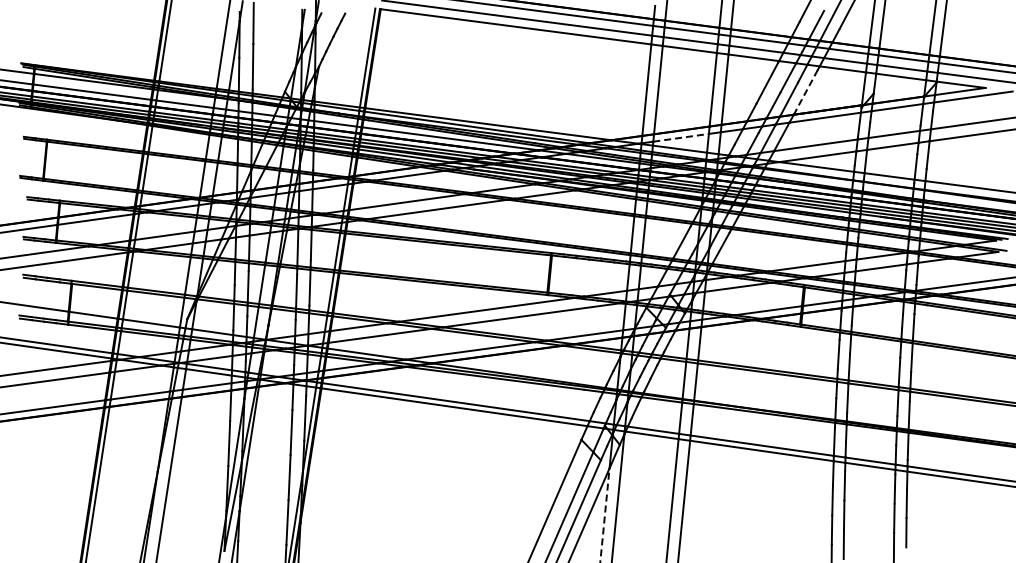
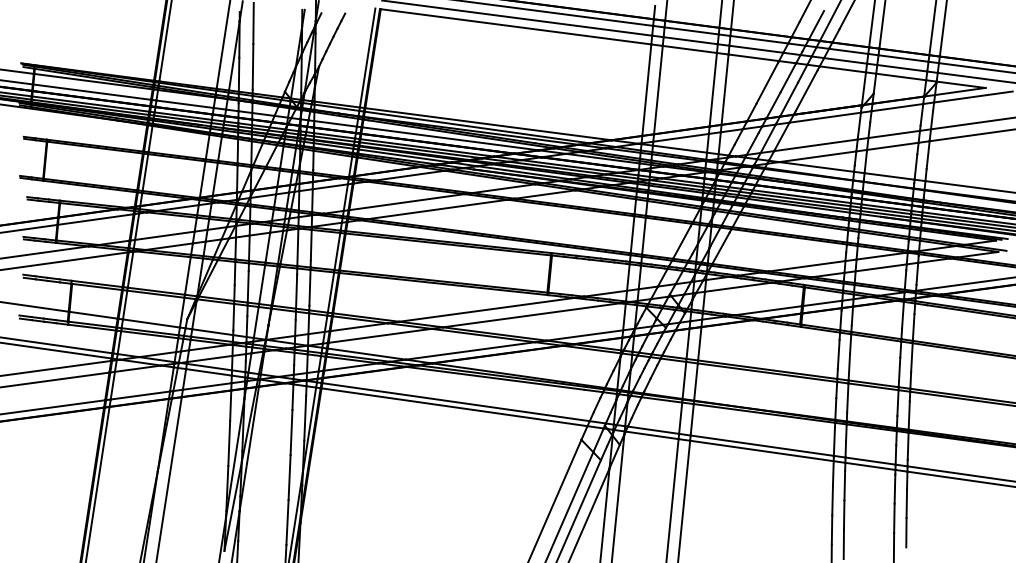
line: dashed -> solid (806, 90)
line: dashed -> solid (681, 137)
line: dashed -> solid (604, 514)
